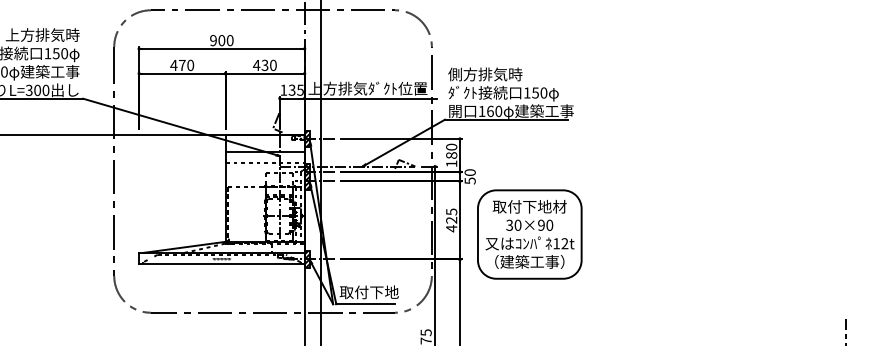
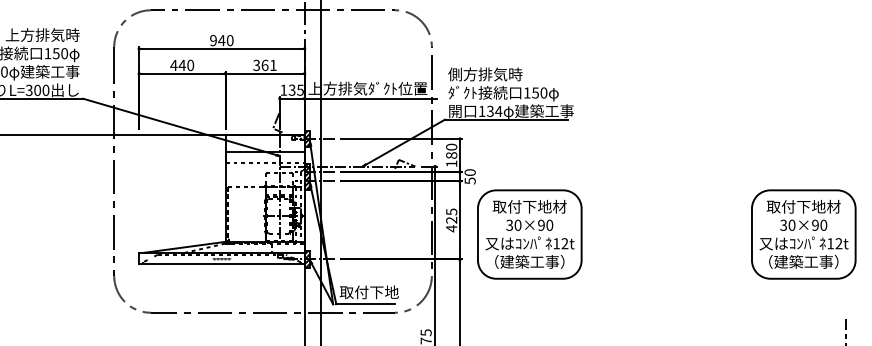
text: 900 -> 940 (221, 40)
text: 470 -> 440 (181, 65)
text: 430 -> 361 (264, 65)
text: 160 -> 134 (494, 111)
part: none -> present (803, 234)
